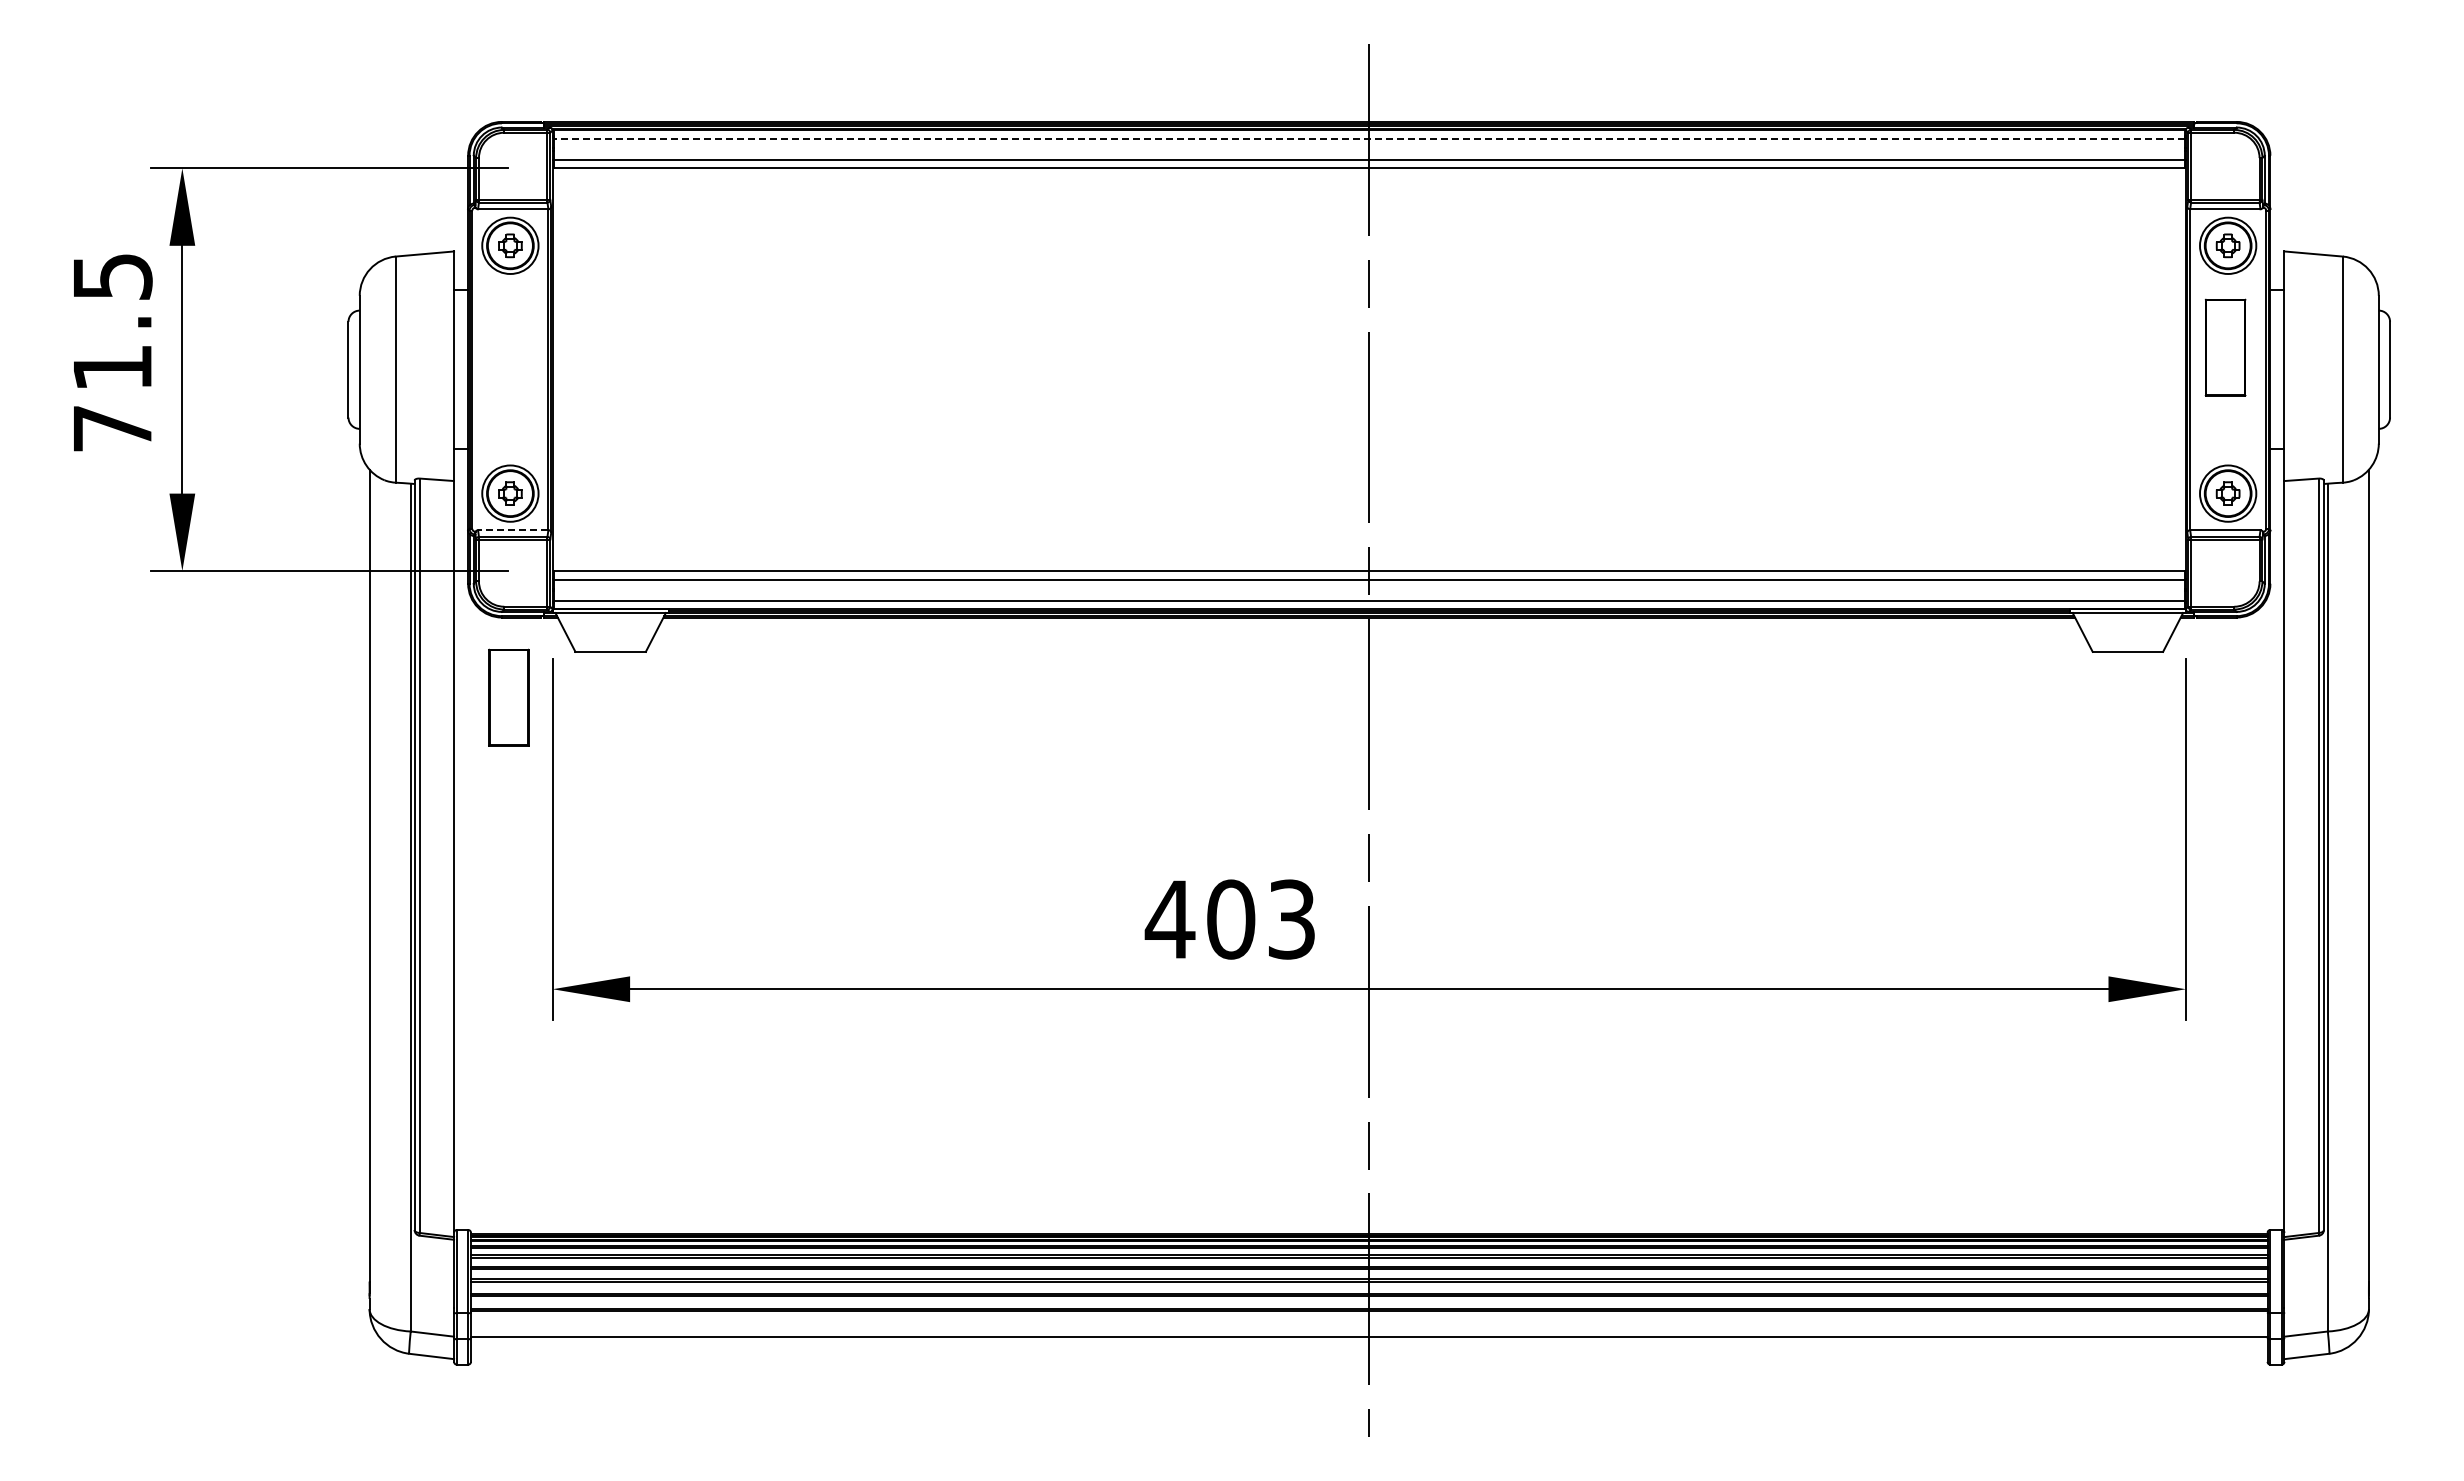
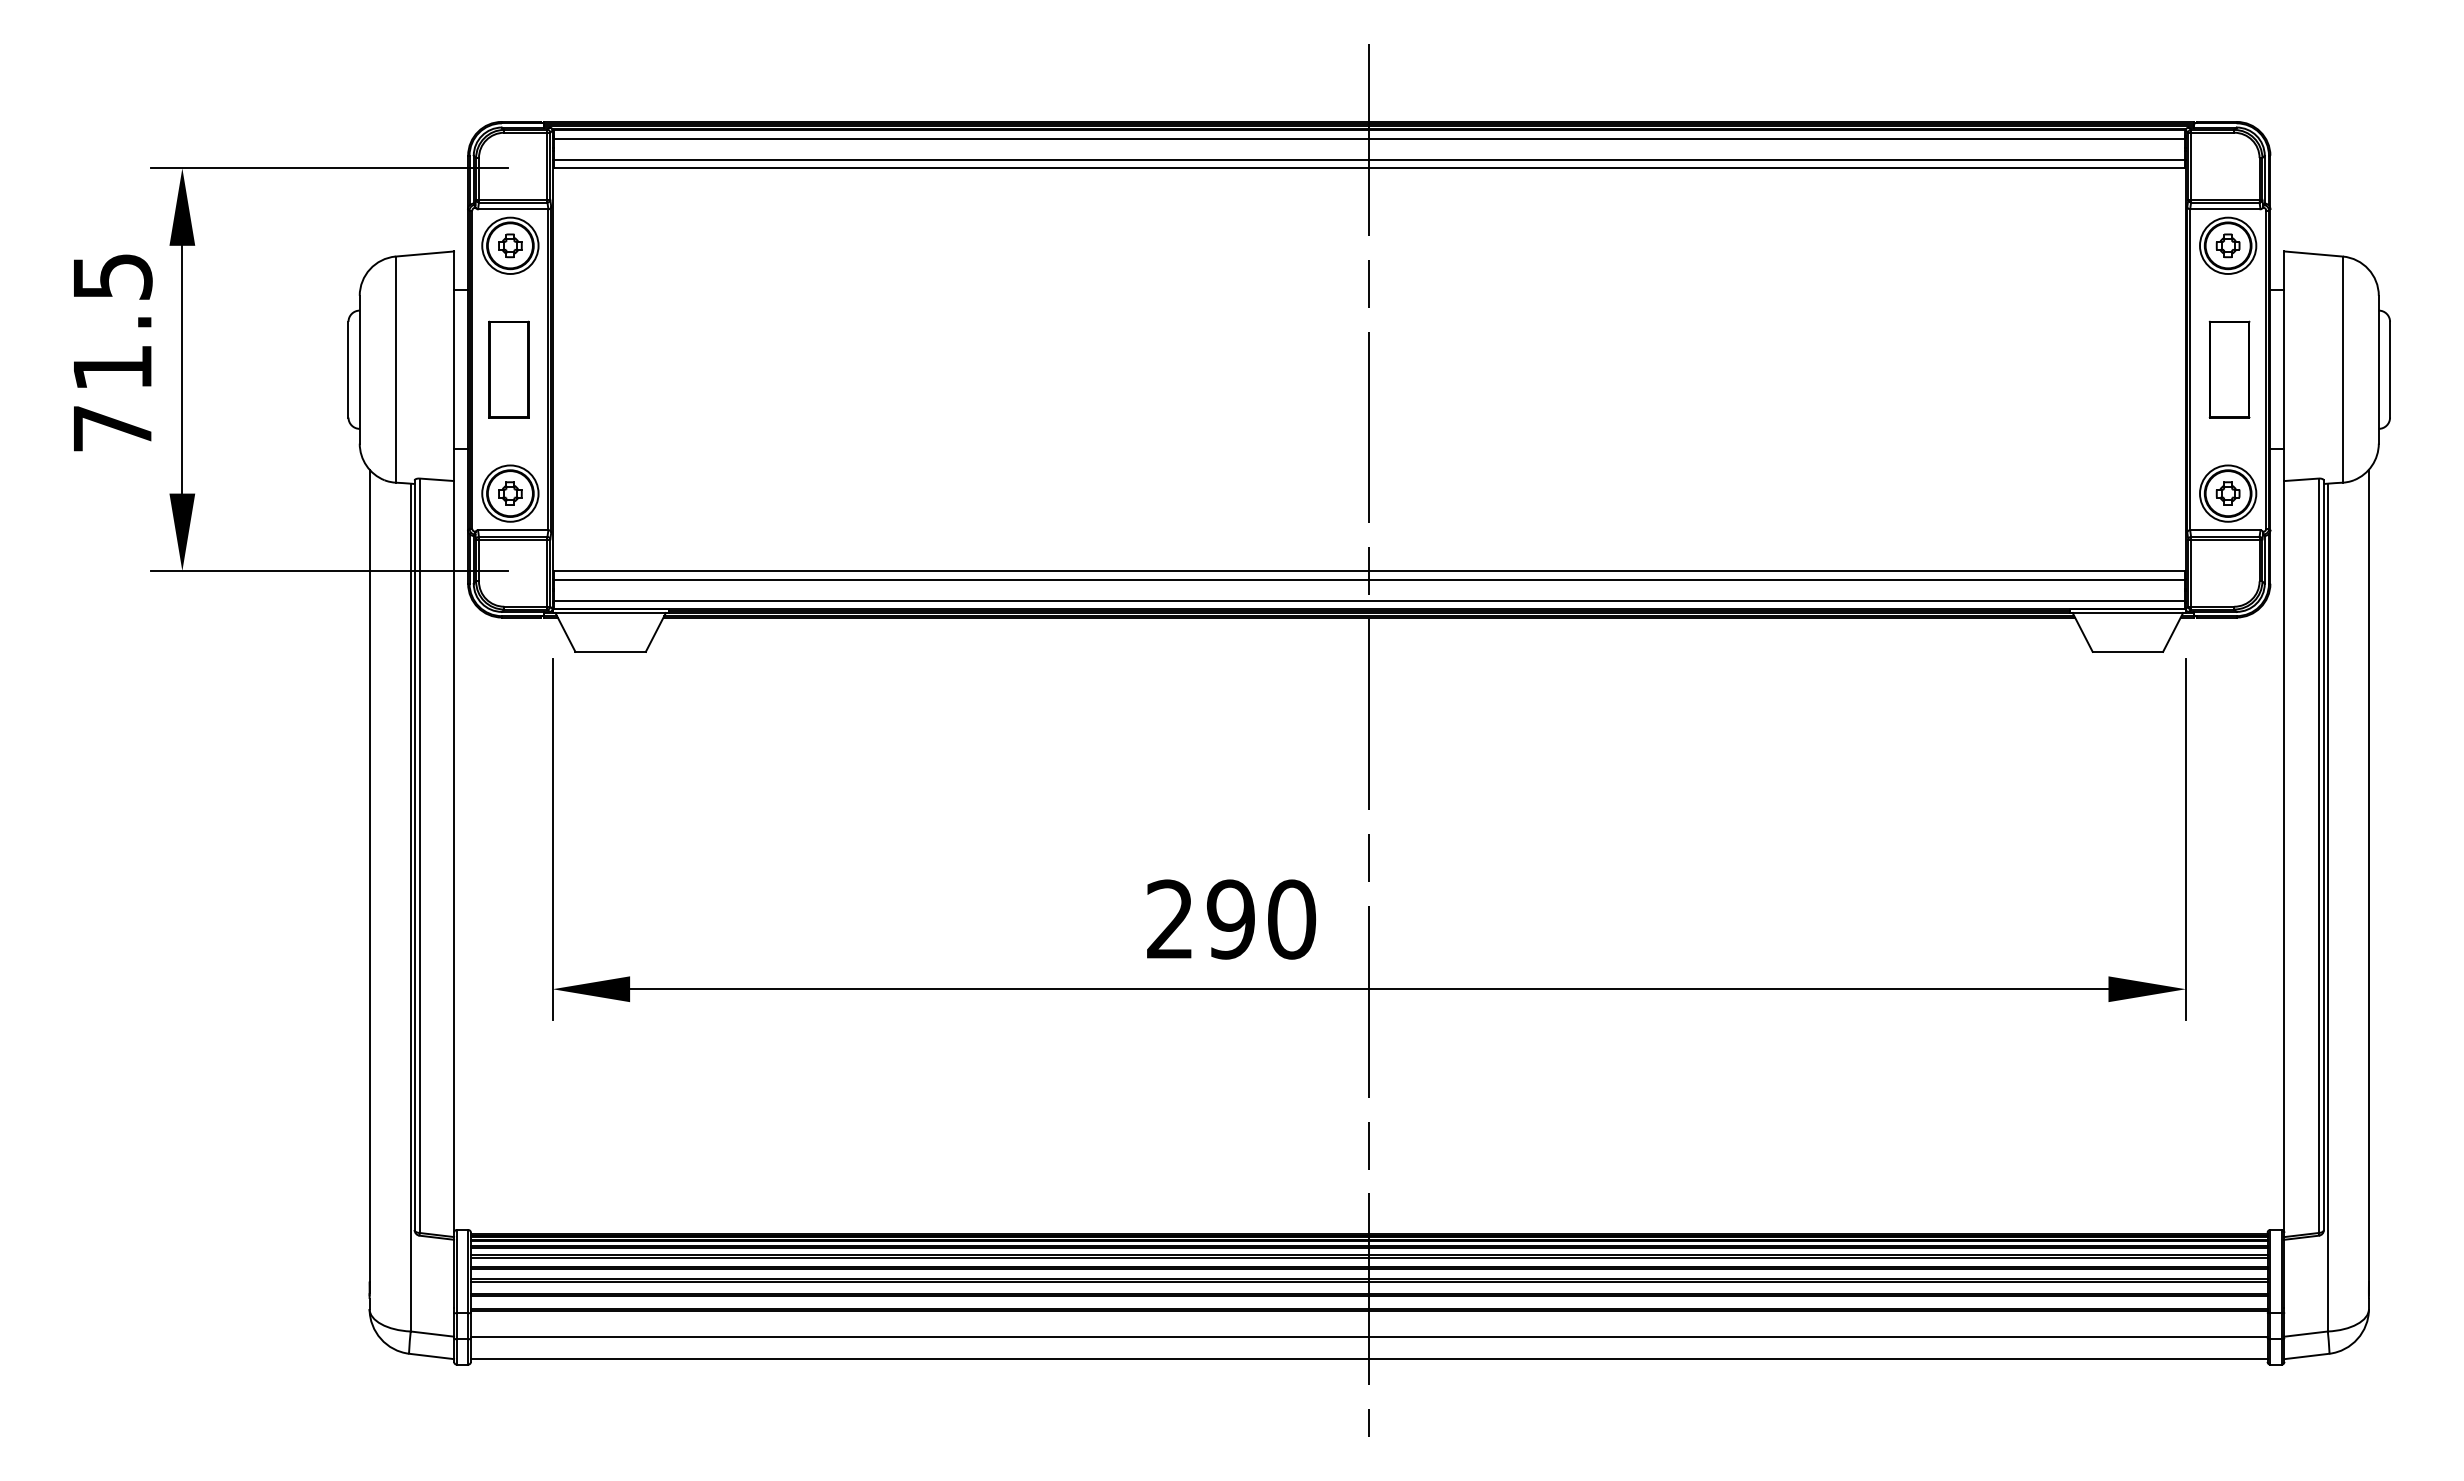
line: dashed -> solid (1368, 138)
part position: (2225, 347) -> (2229, 369) (2229, 369)
line: dashed -> solid (512, 530)
part position: (508, 697) -> (508, 369) (508, 369)
text: 403 -> 290 (1230, 919)
line: none -> present (1368, 1359)
